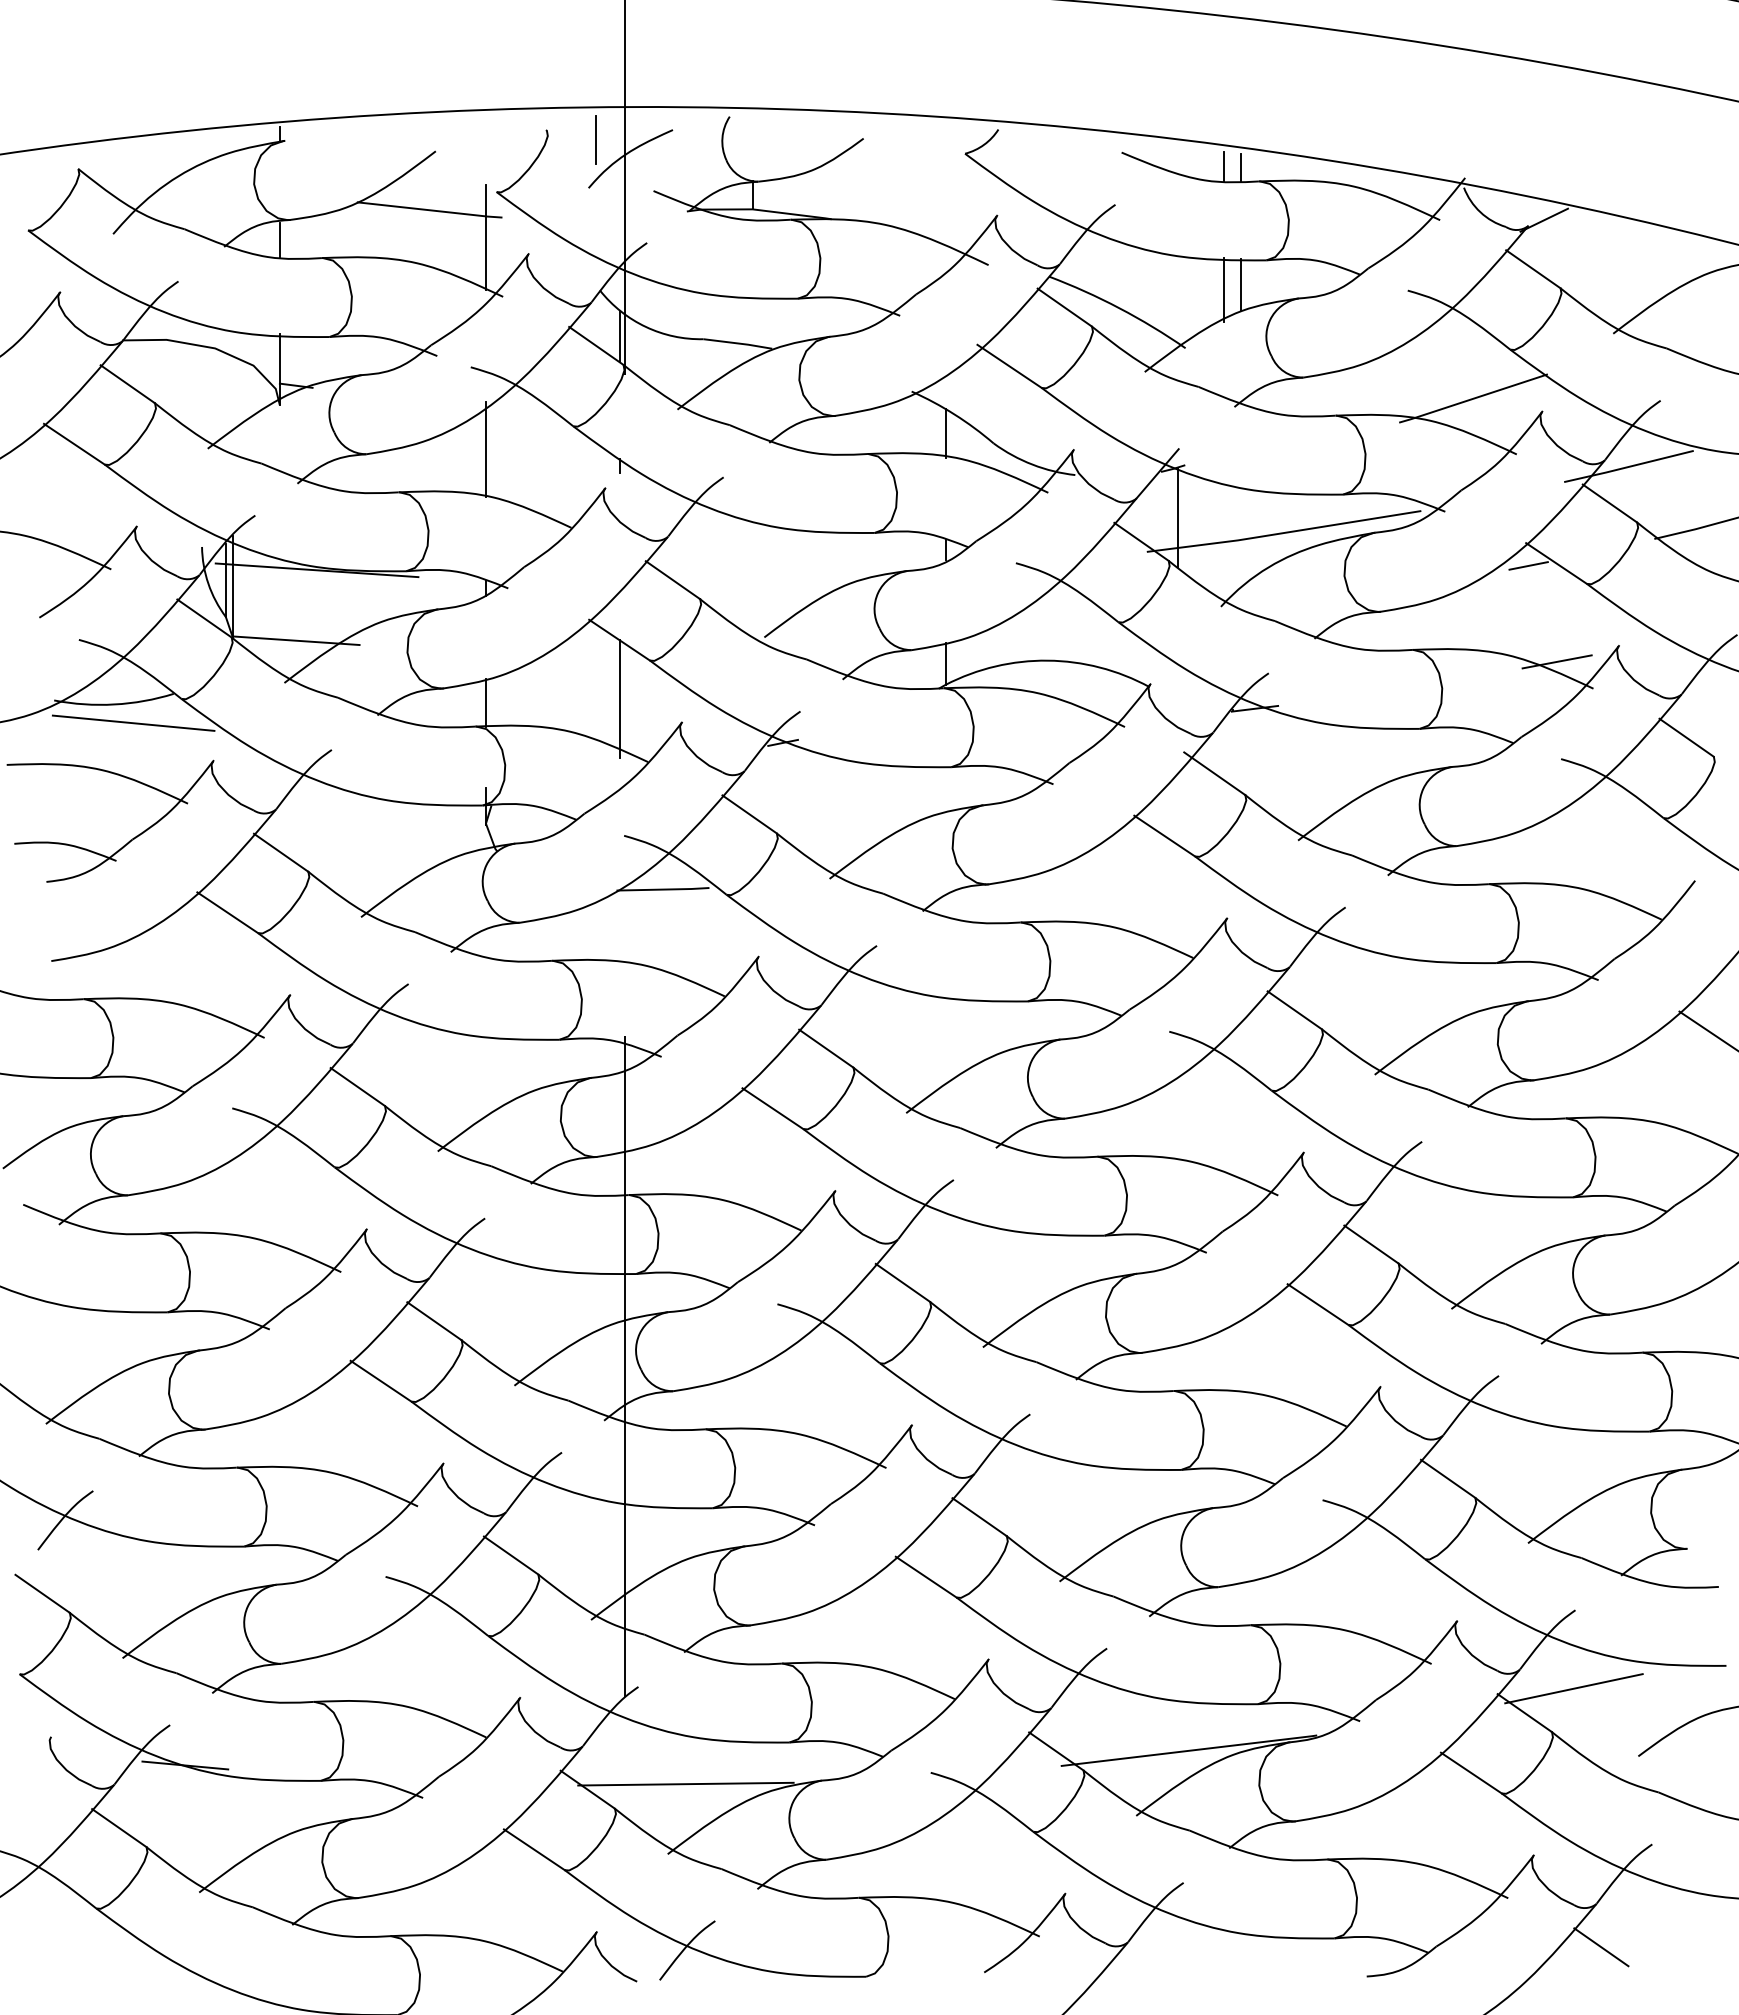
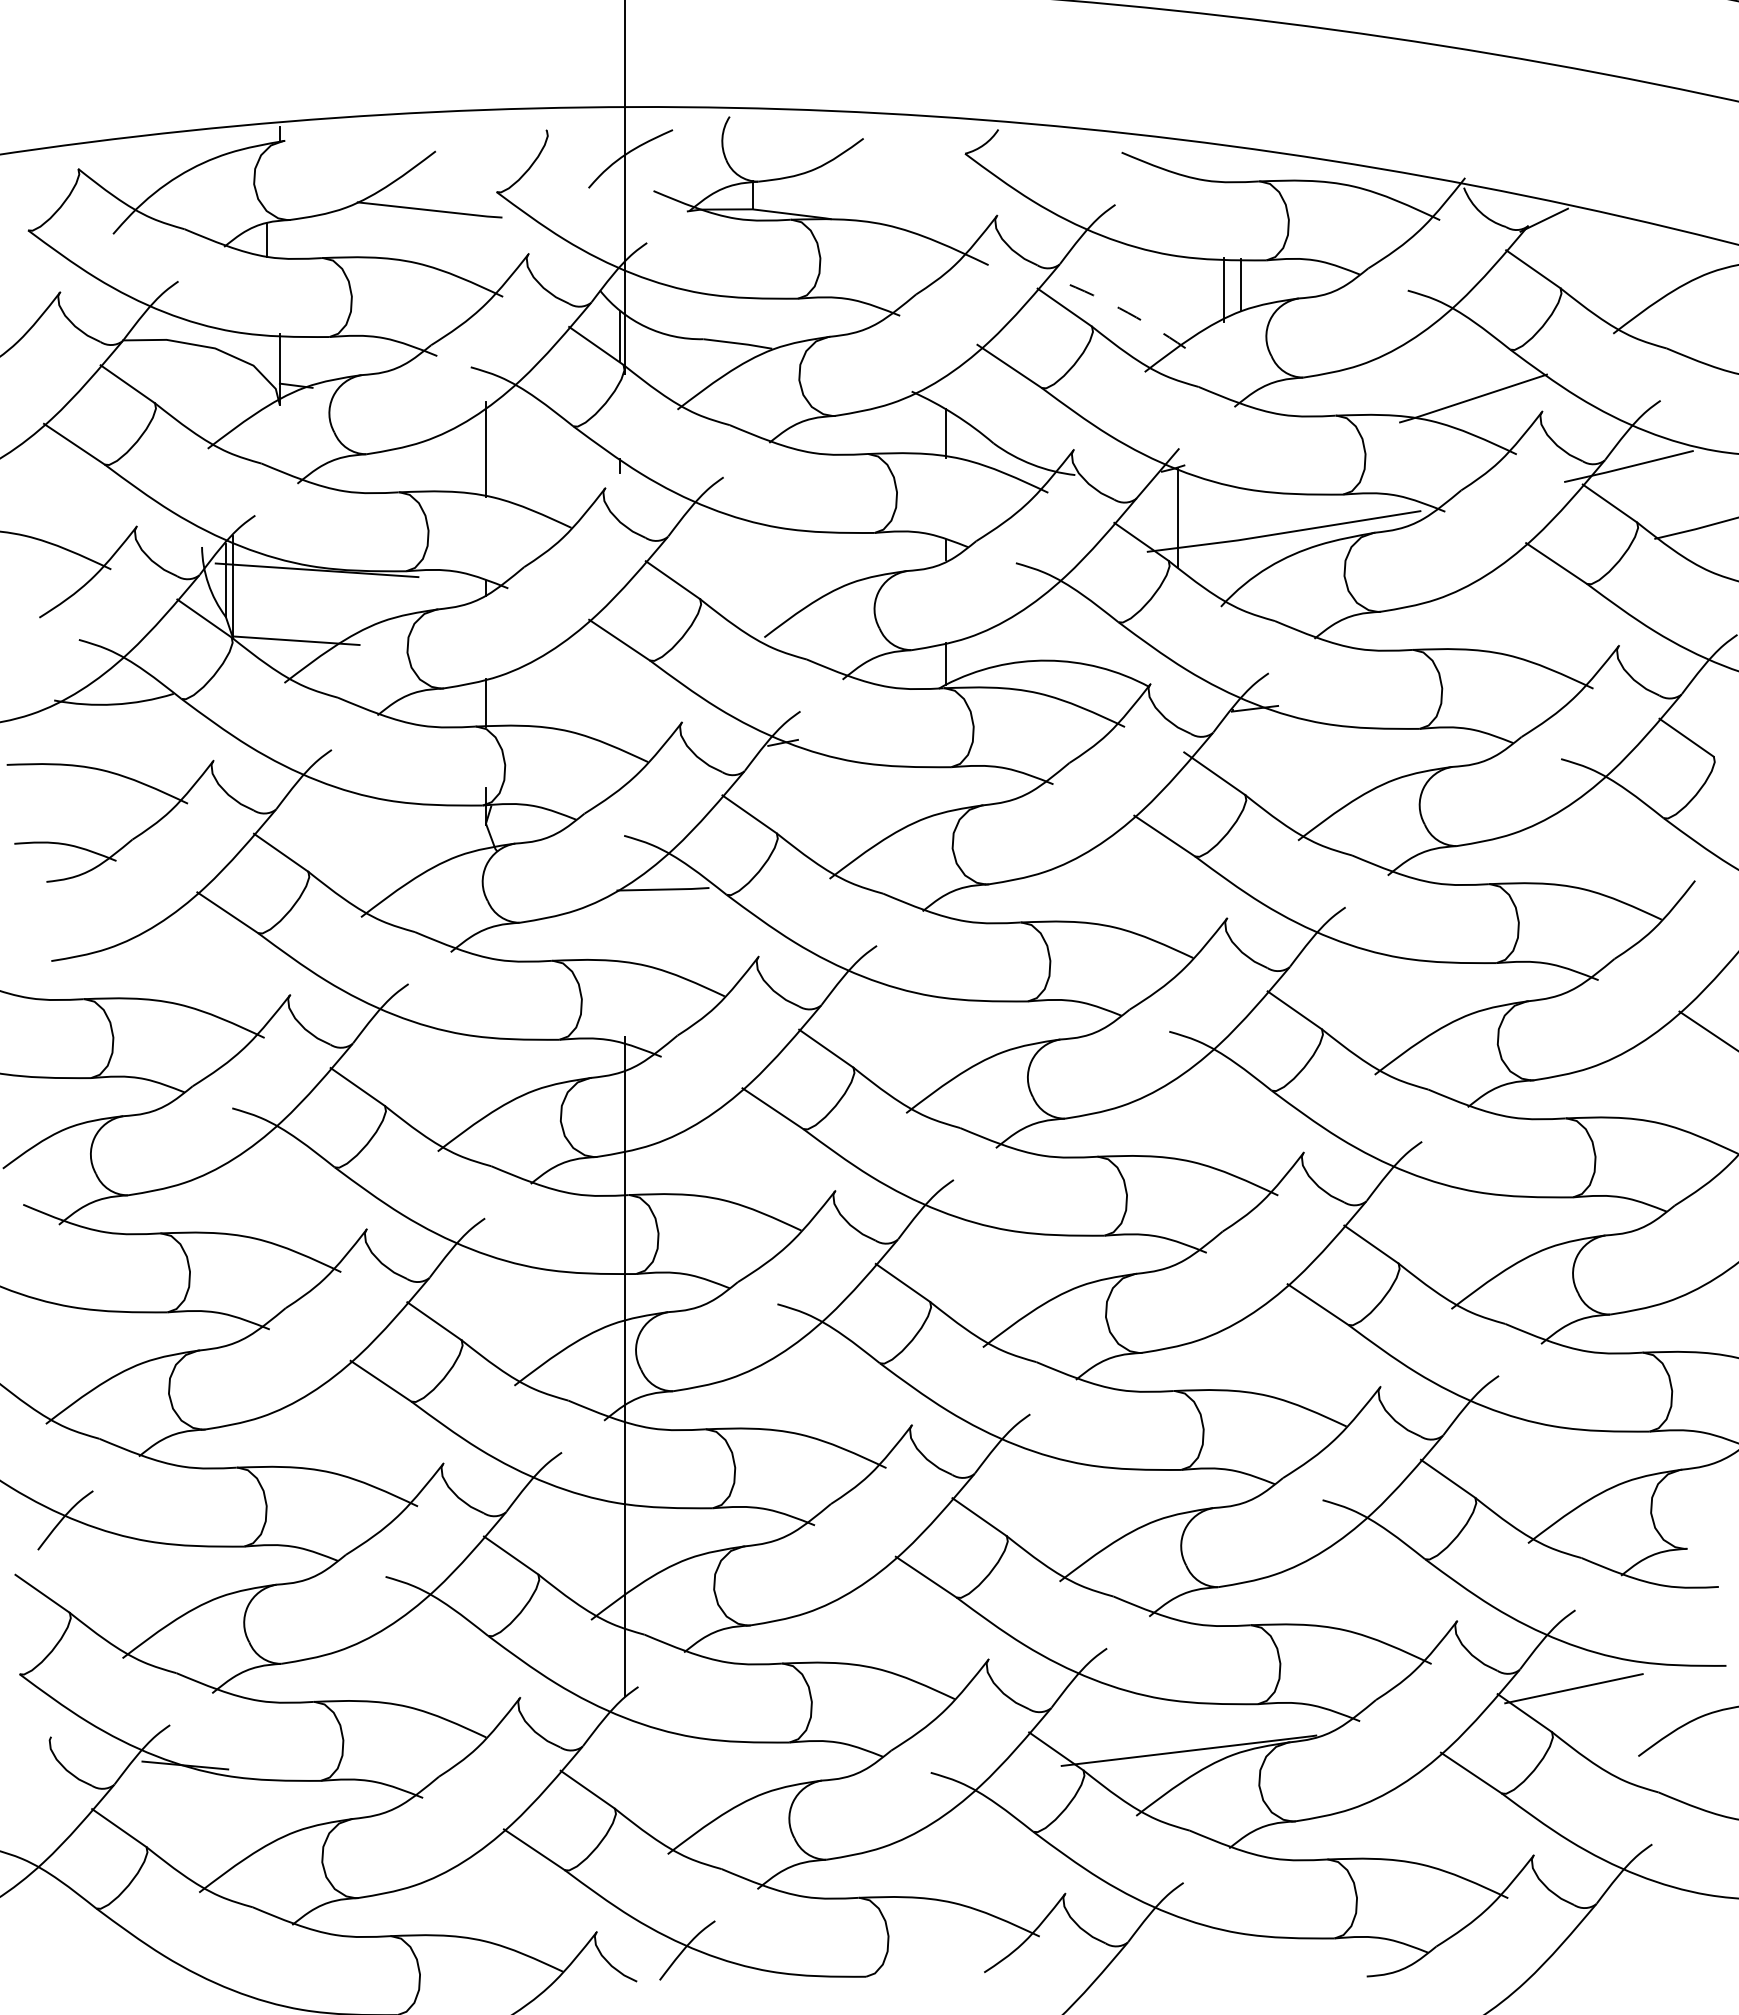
line: present -> none (595, 139)
line: present -> none (1224, 165)
line: present -> none (1241, 167)
line: present -> none (485, 237)
line position: (279, 239) -> (266, 239) (266, 239)
arc: solid -> dashed (1119, 308)
line: present -> none (1528, 565)
line: present -> none (1556, 661)
line: present -> none (619, 699)
line: present -> none (133, 722)
line: present -> none (685, 1783)
line: present -> none (1601, 1947)
